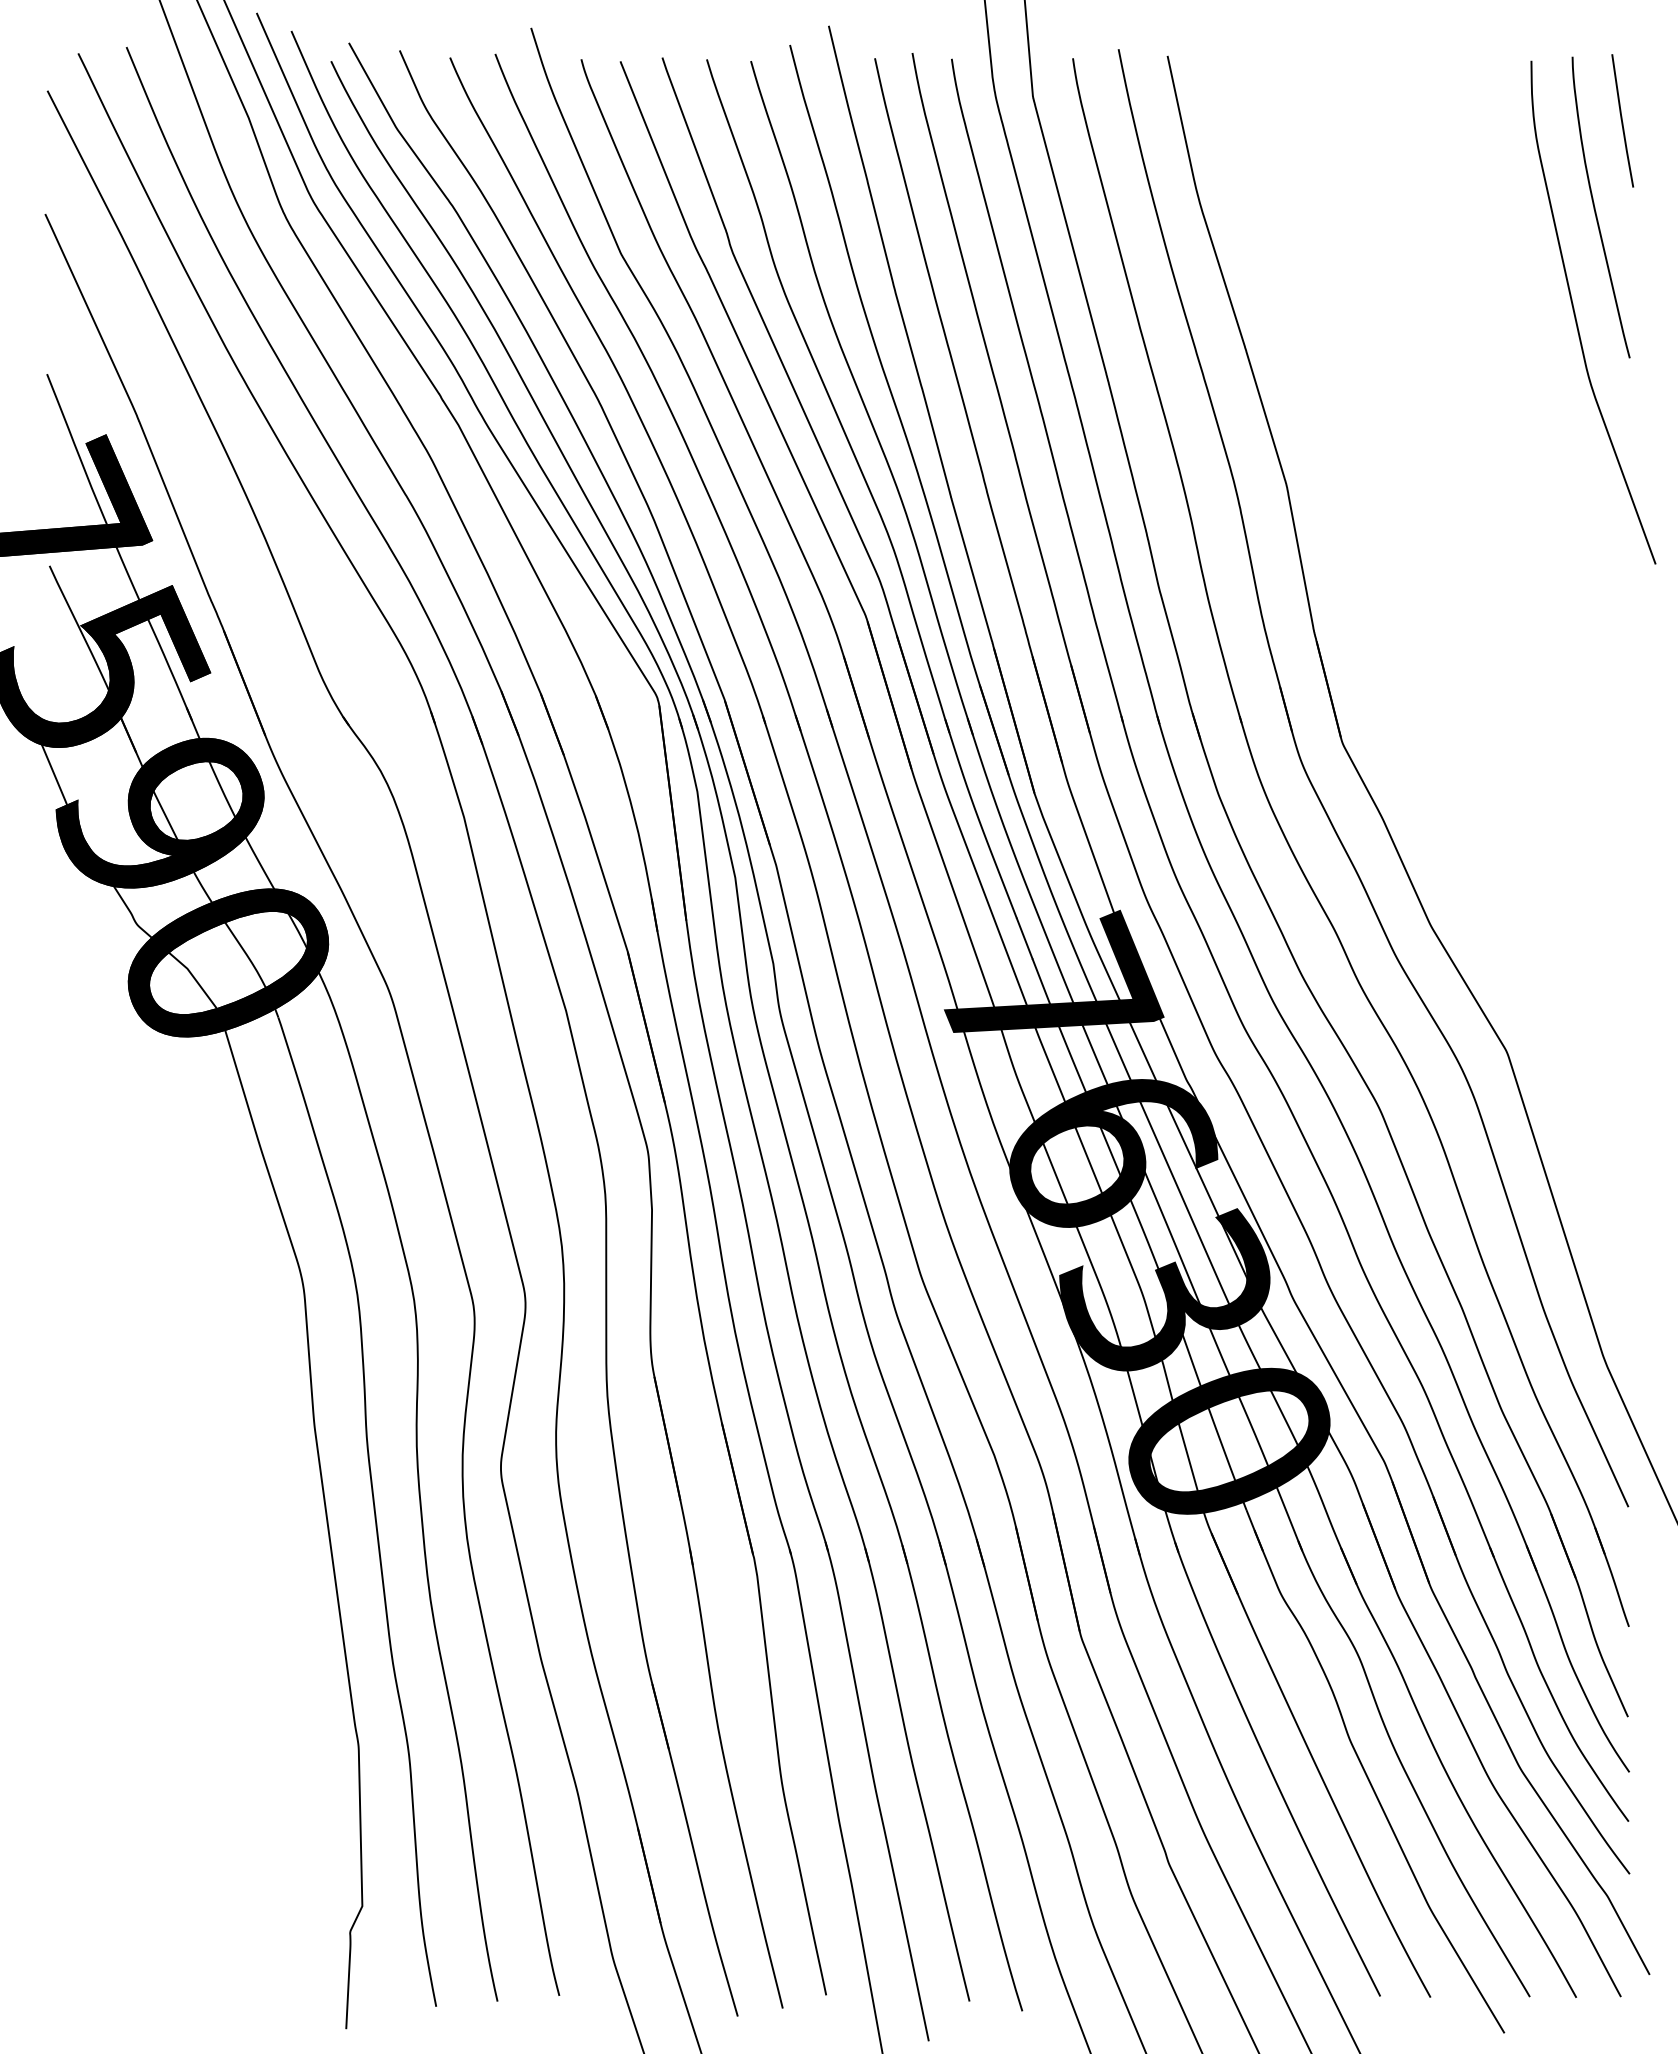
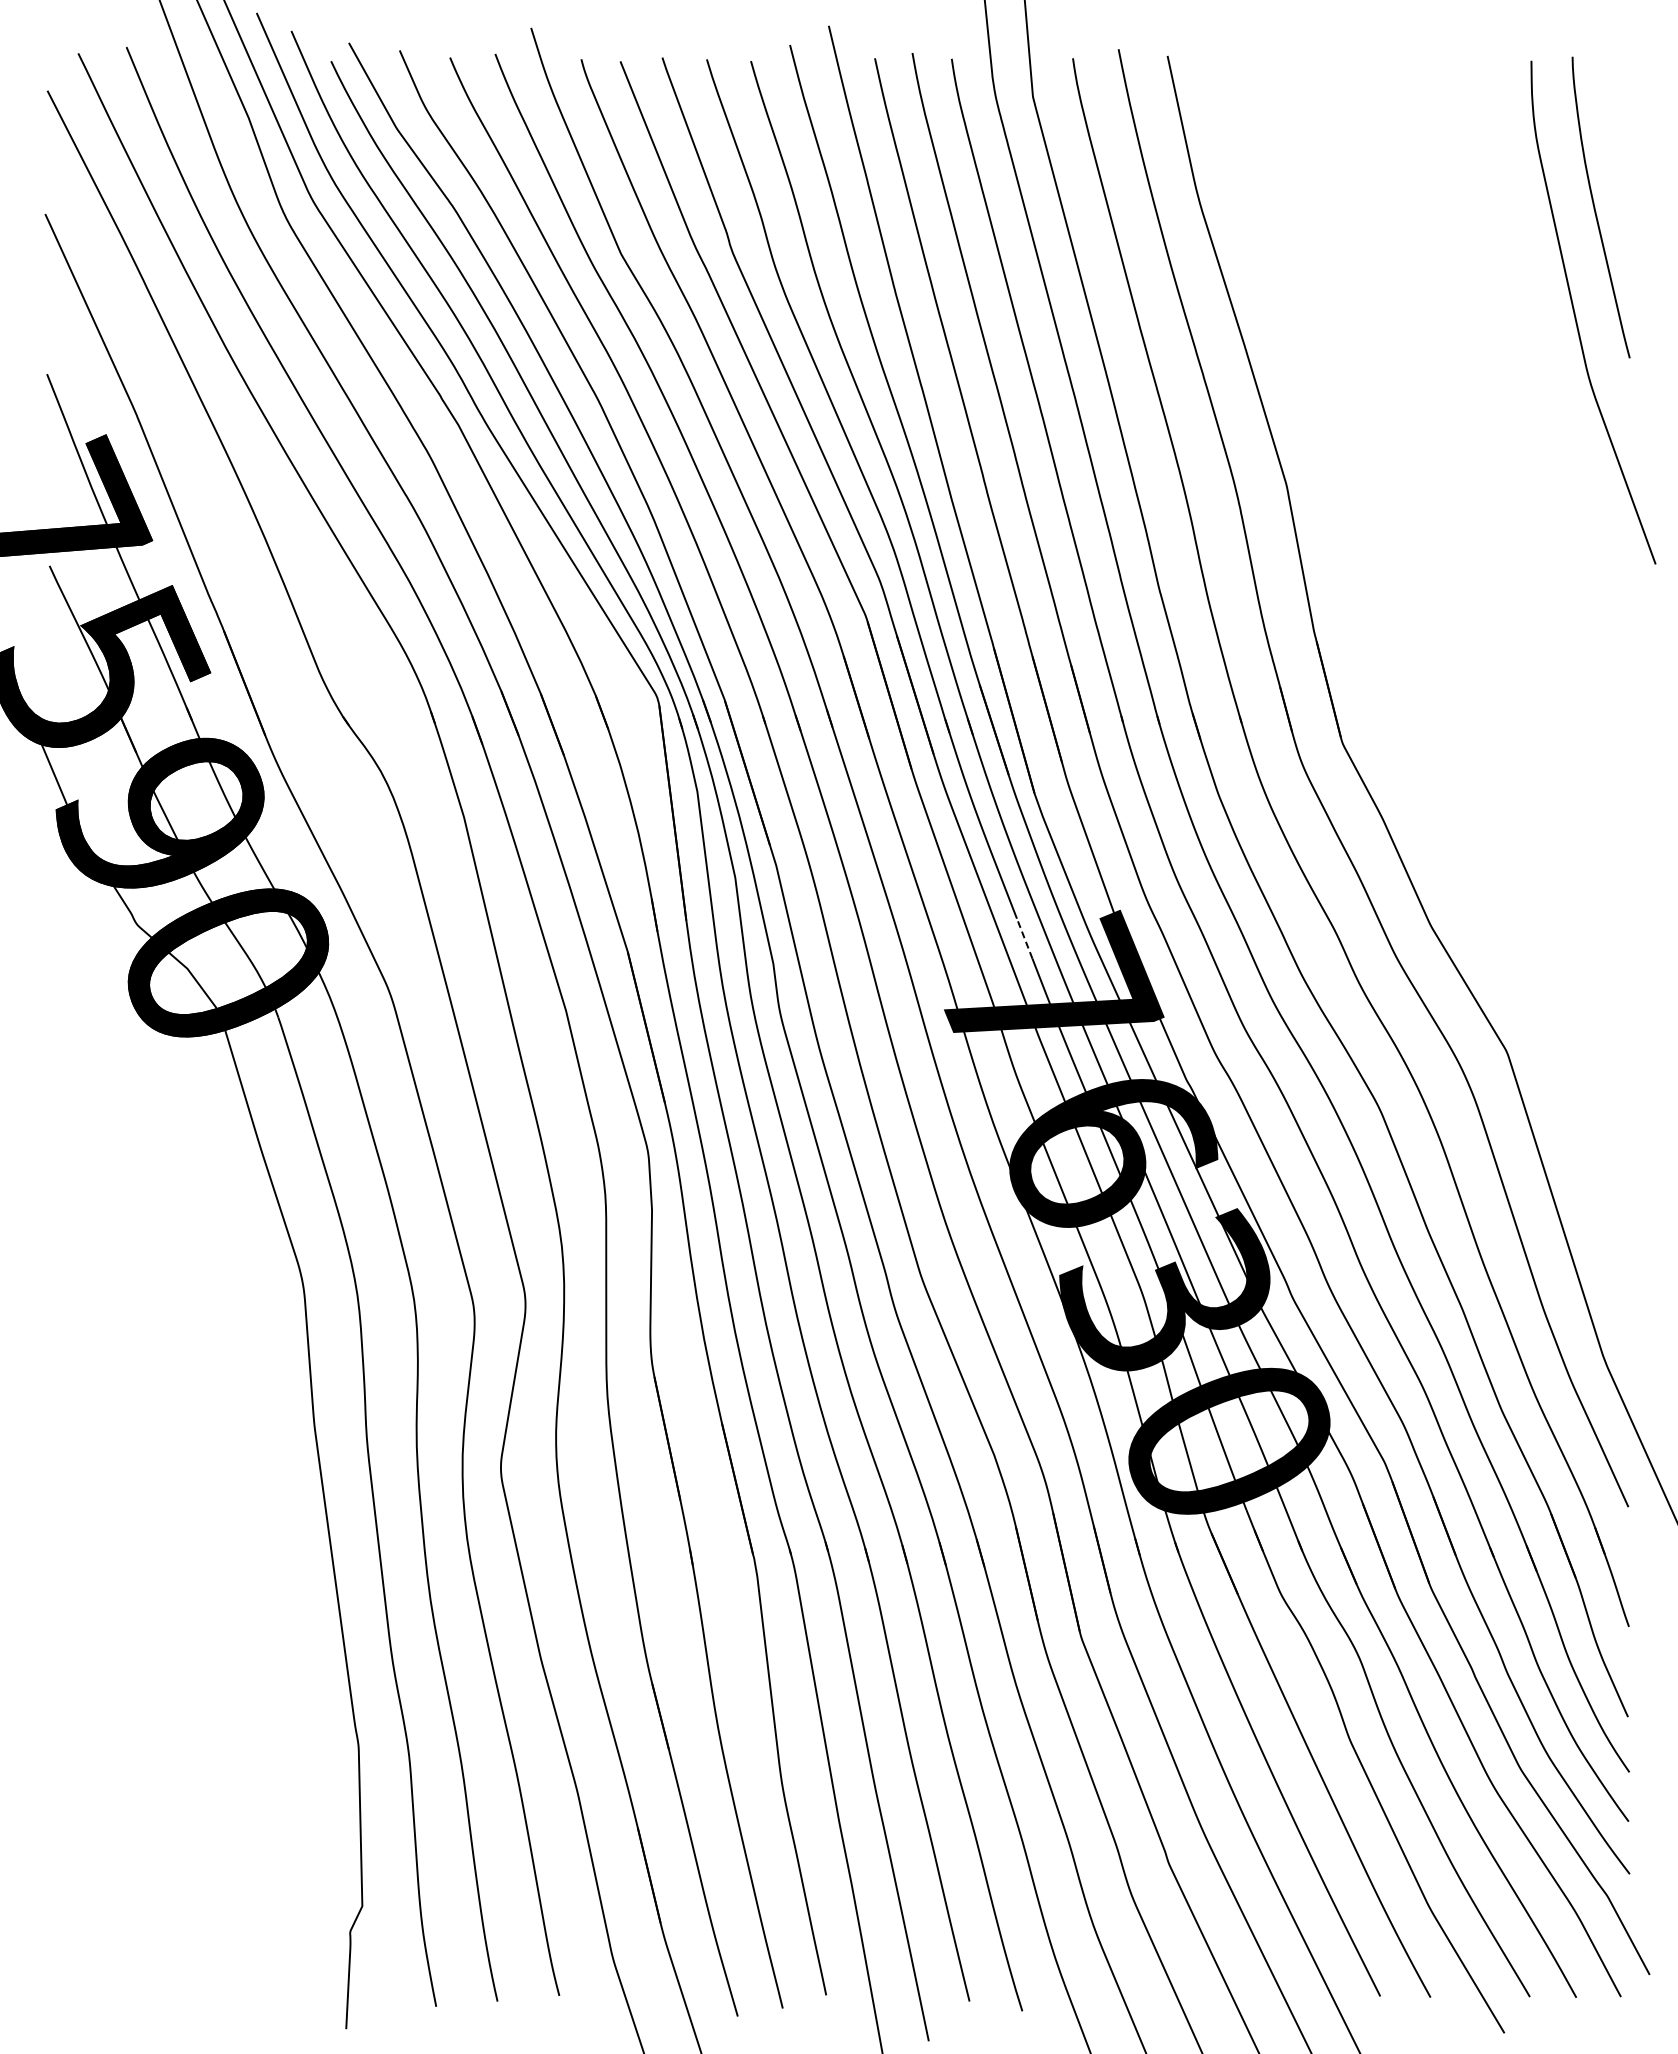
line: present -> none (1622, 120)
line: solid -> dashed (1024, 938)
